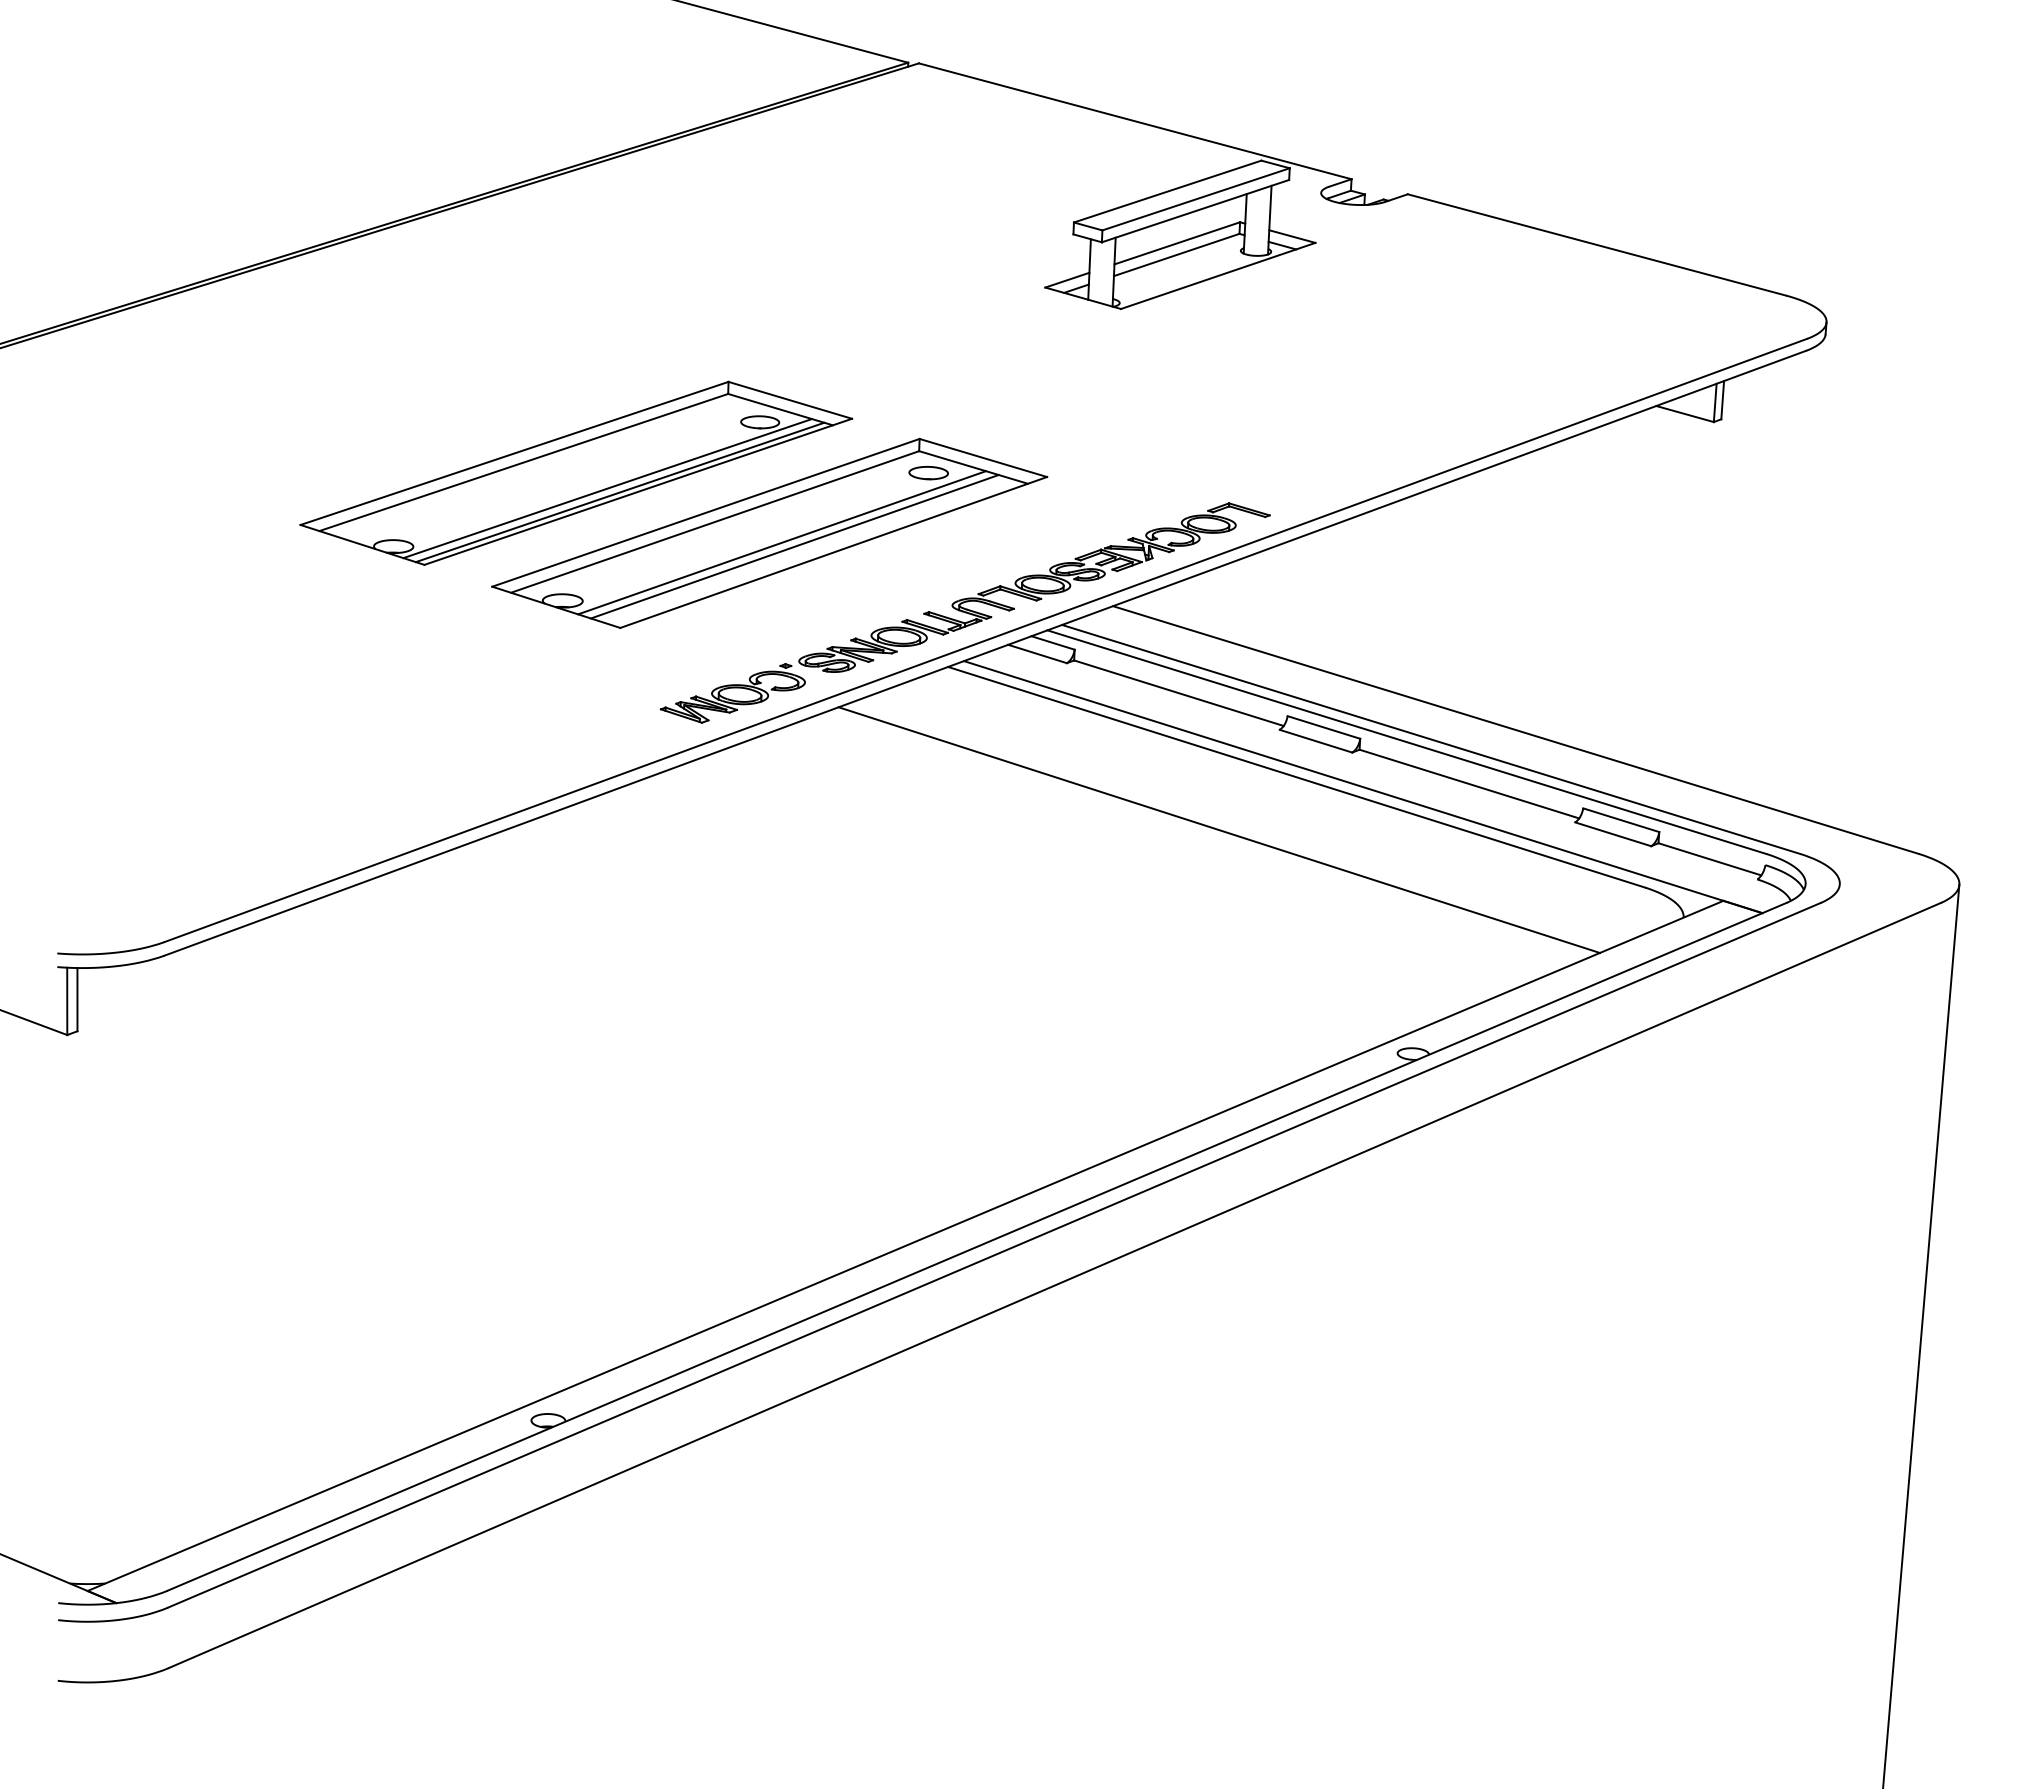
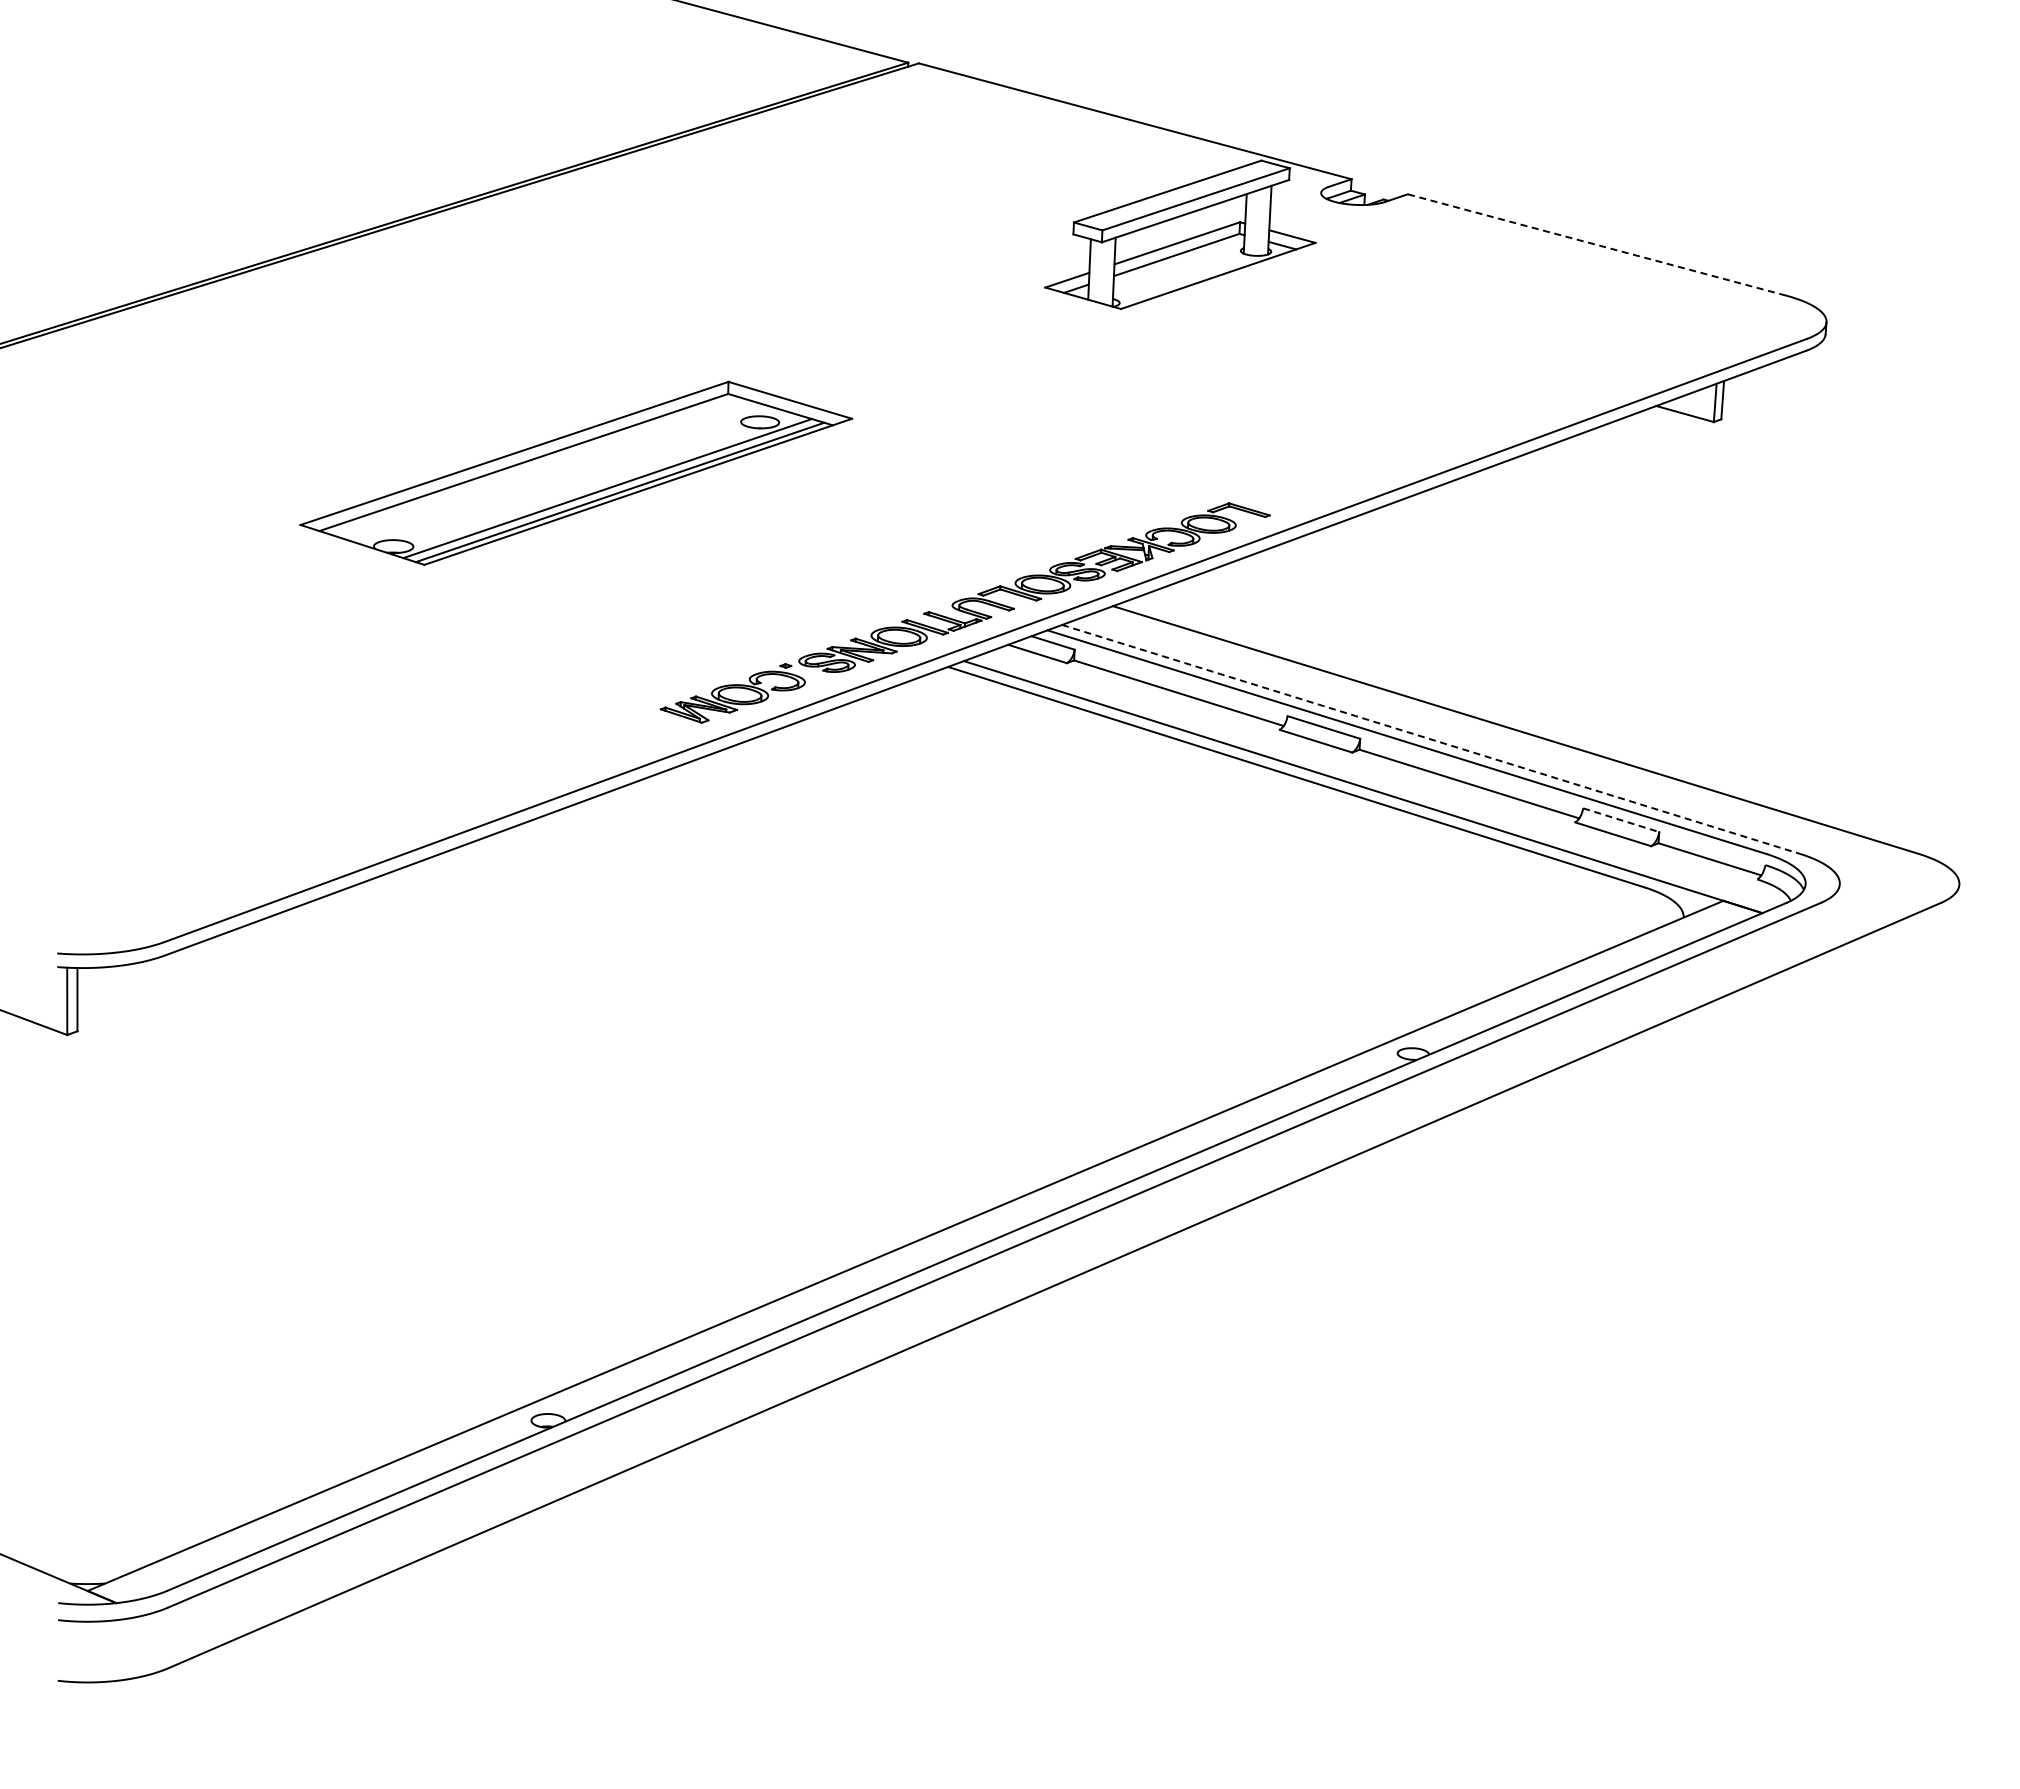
line: solid -> dashed (1596, 244)
part: present -> none (769, 532)
line: solid -> dashed (1431, 739)
line: solid -> dashed (1621, 820)
line: present -> none (1218, 829)
line: present -> none (1921, 1334)
